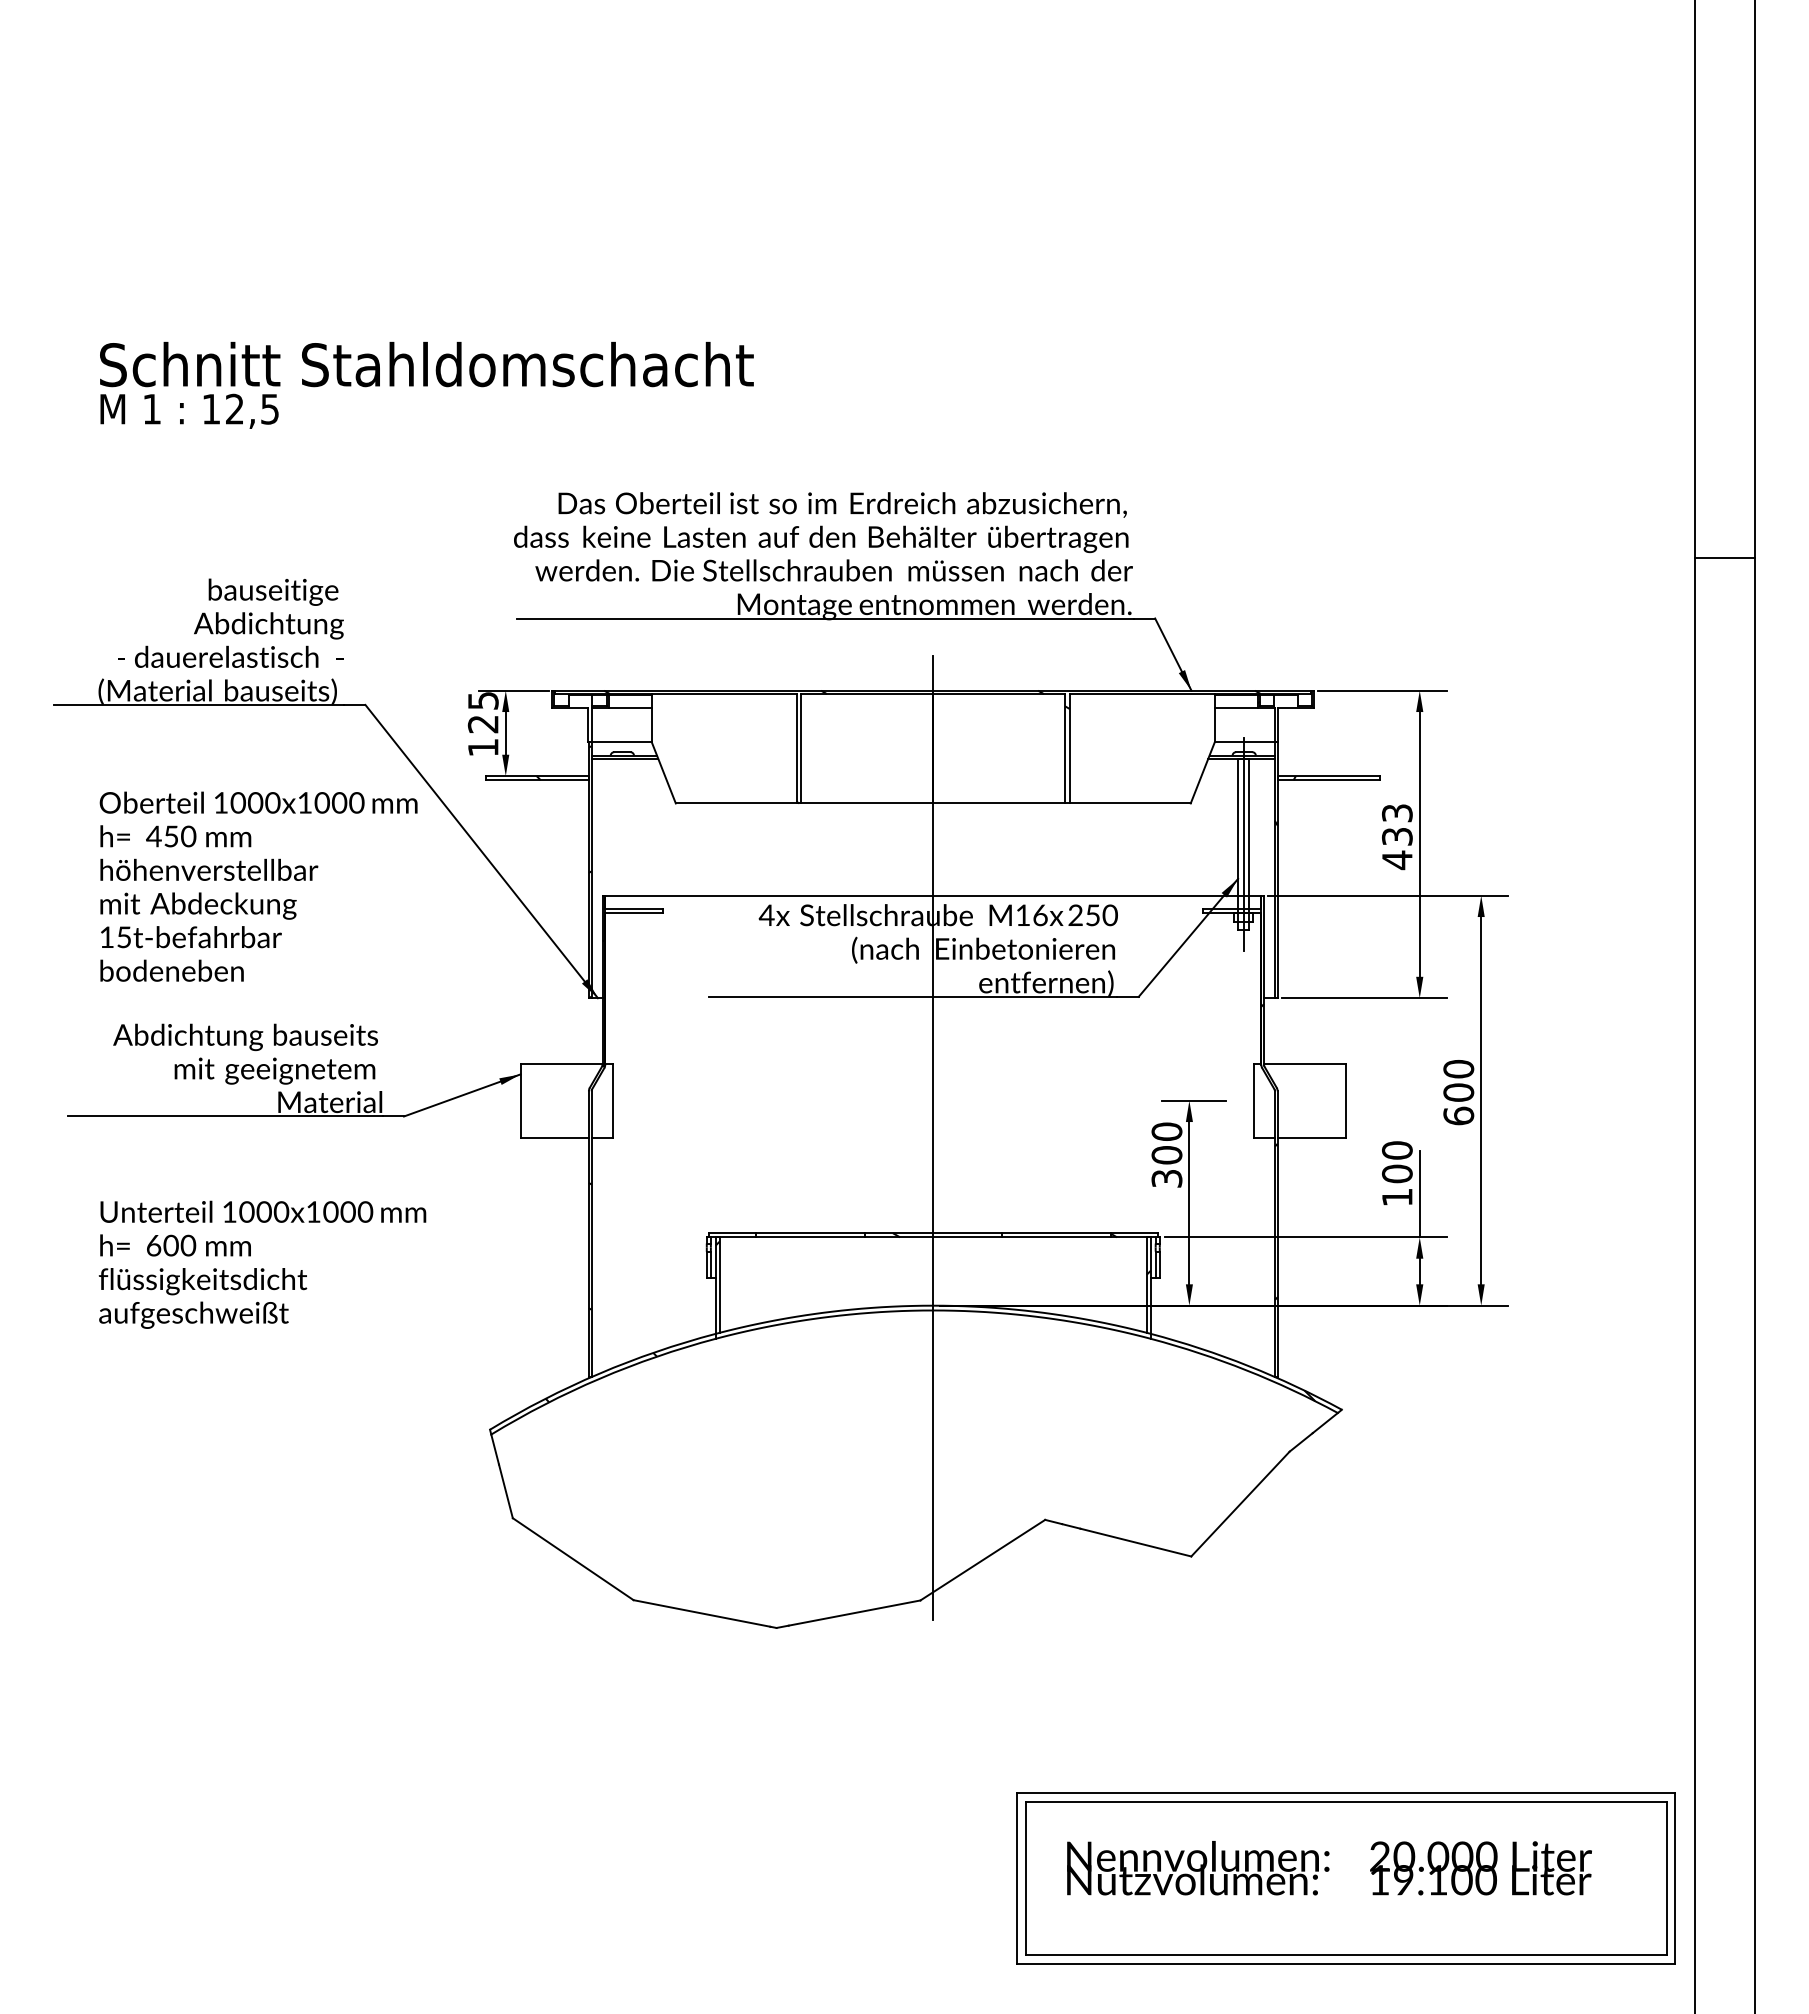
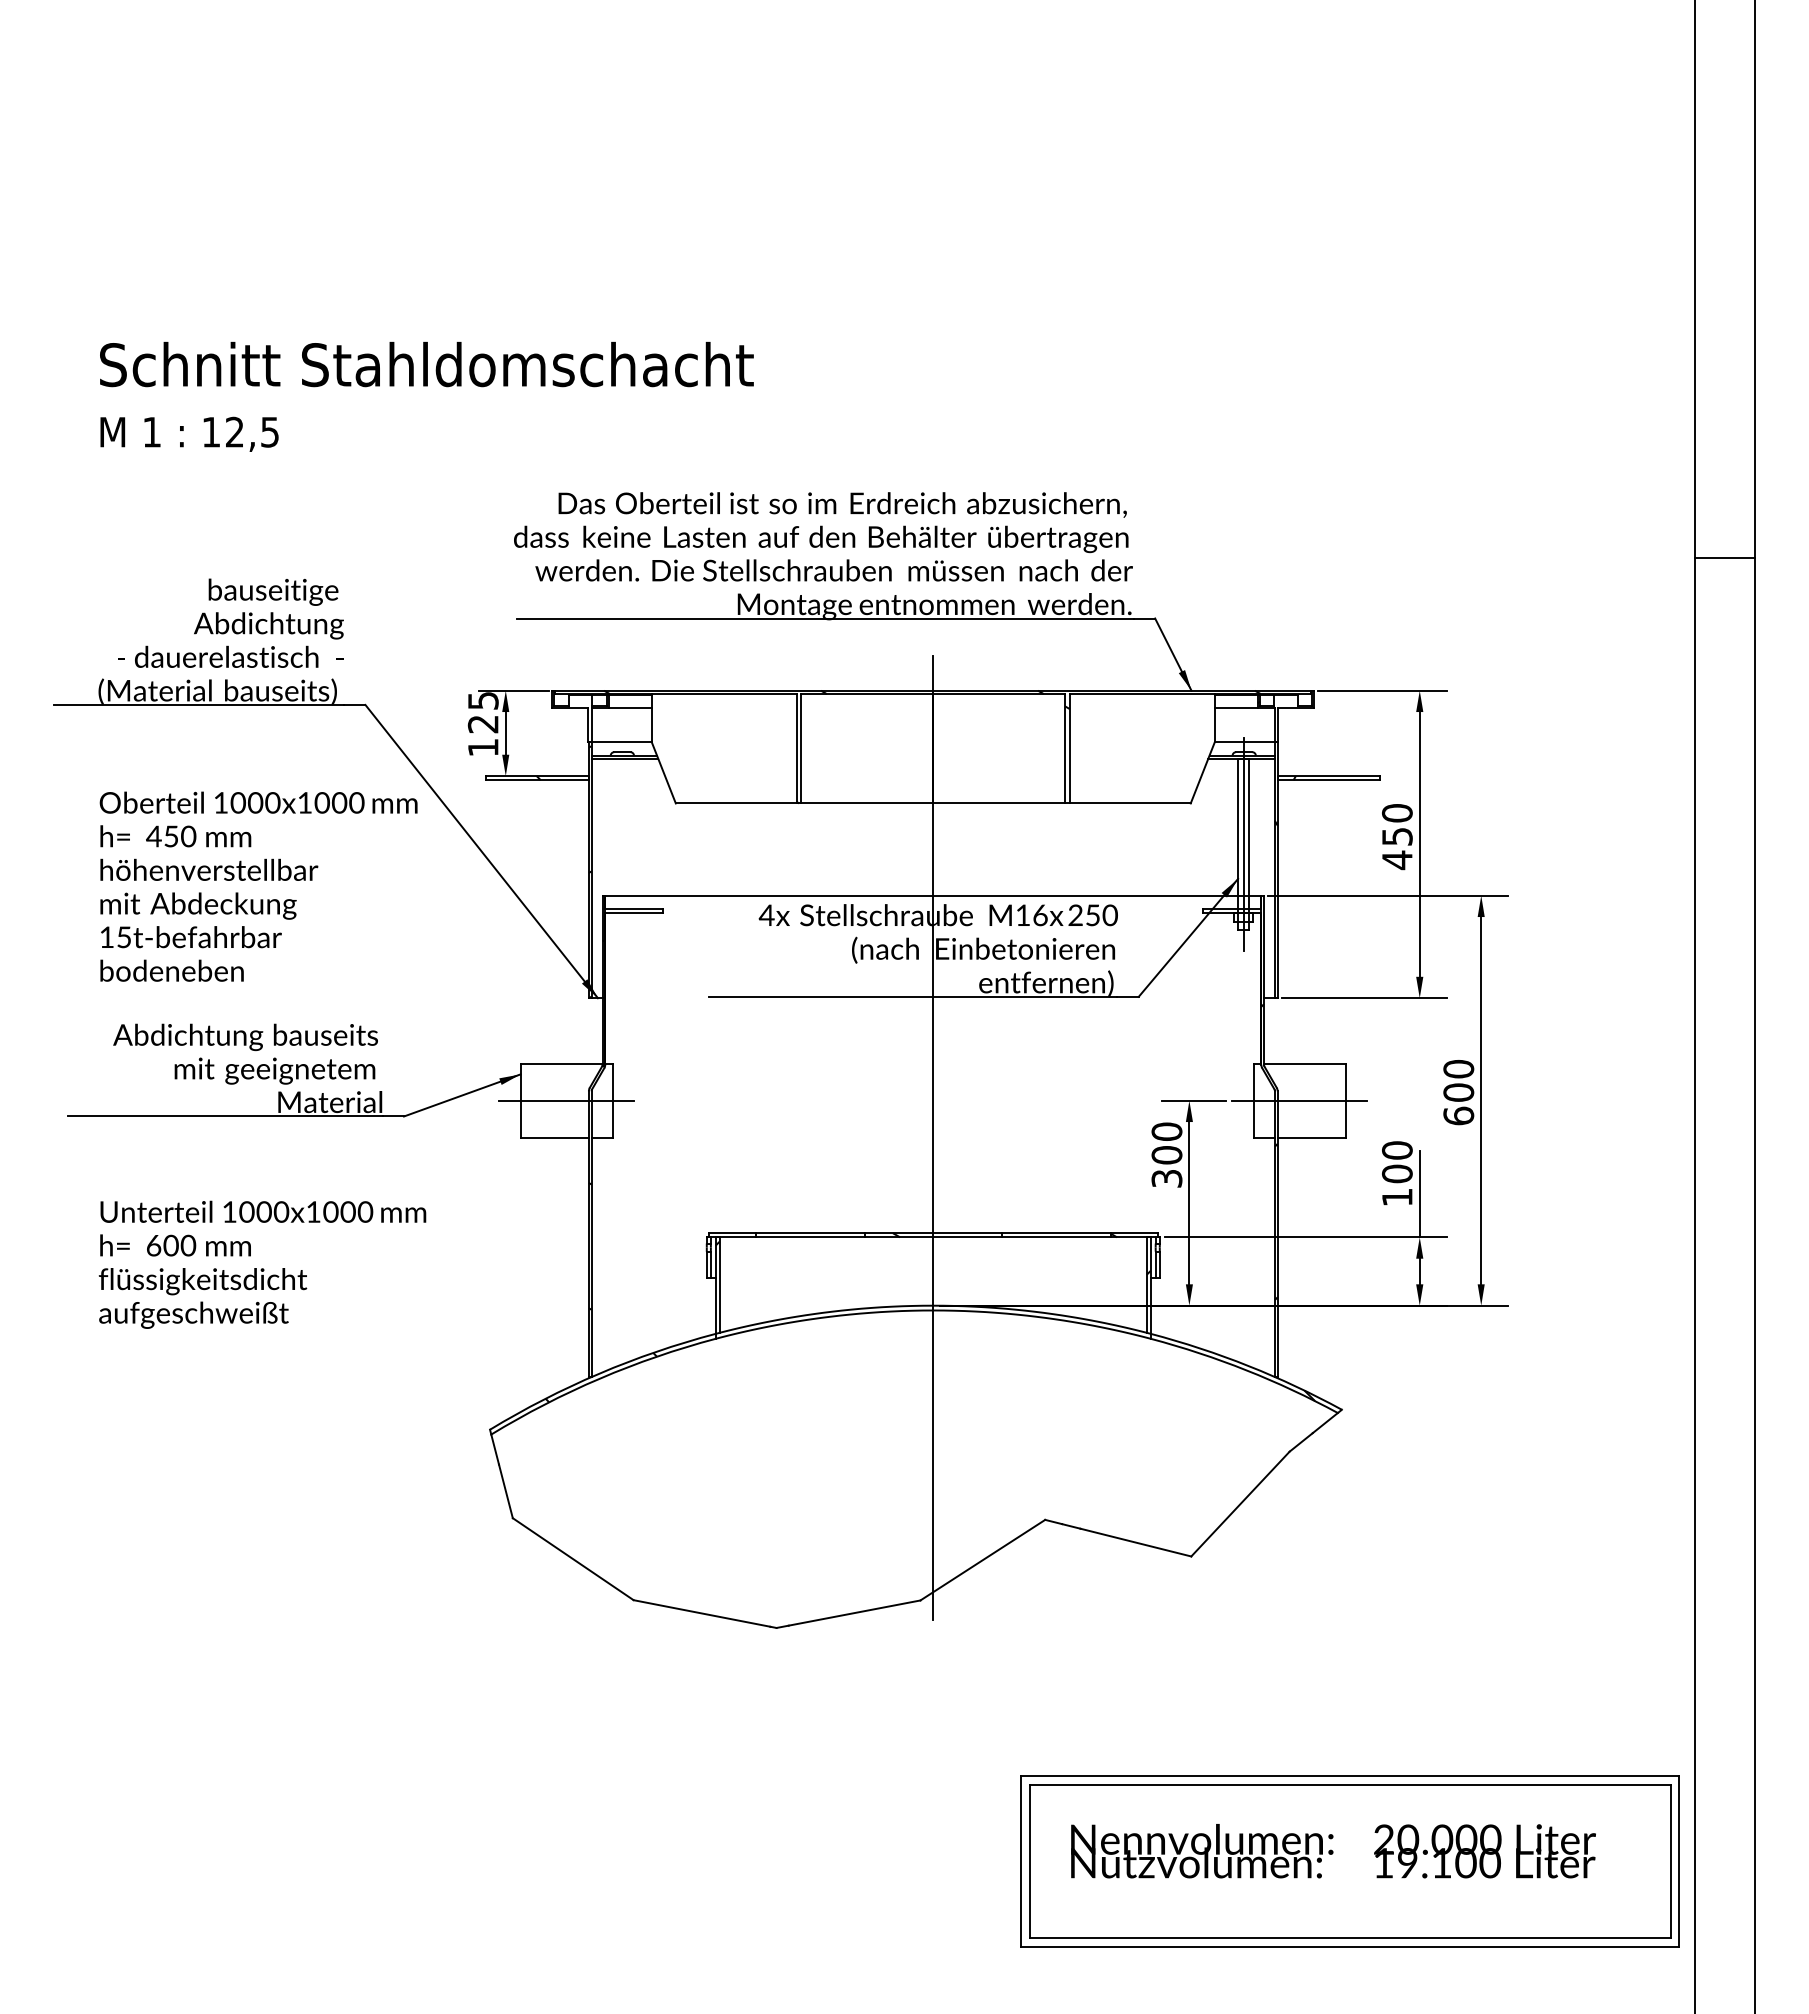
text position: (189, 410) -> (189, 433) (189, 433)
text: 433 -> 450 (1397, 824)
line: none -> present (566, 1100)
line: none -> present (1299, 1100)
part position: (1345, 1878) -> (1349, 1861) (1349, 1861)
